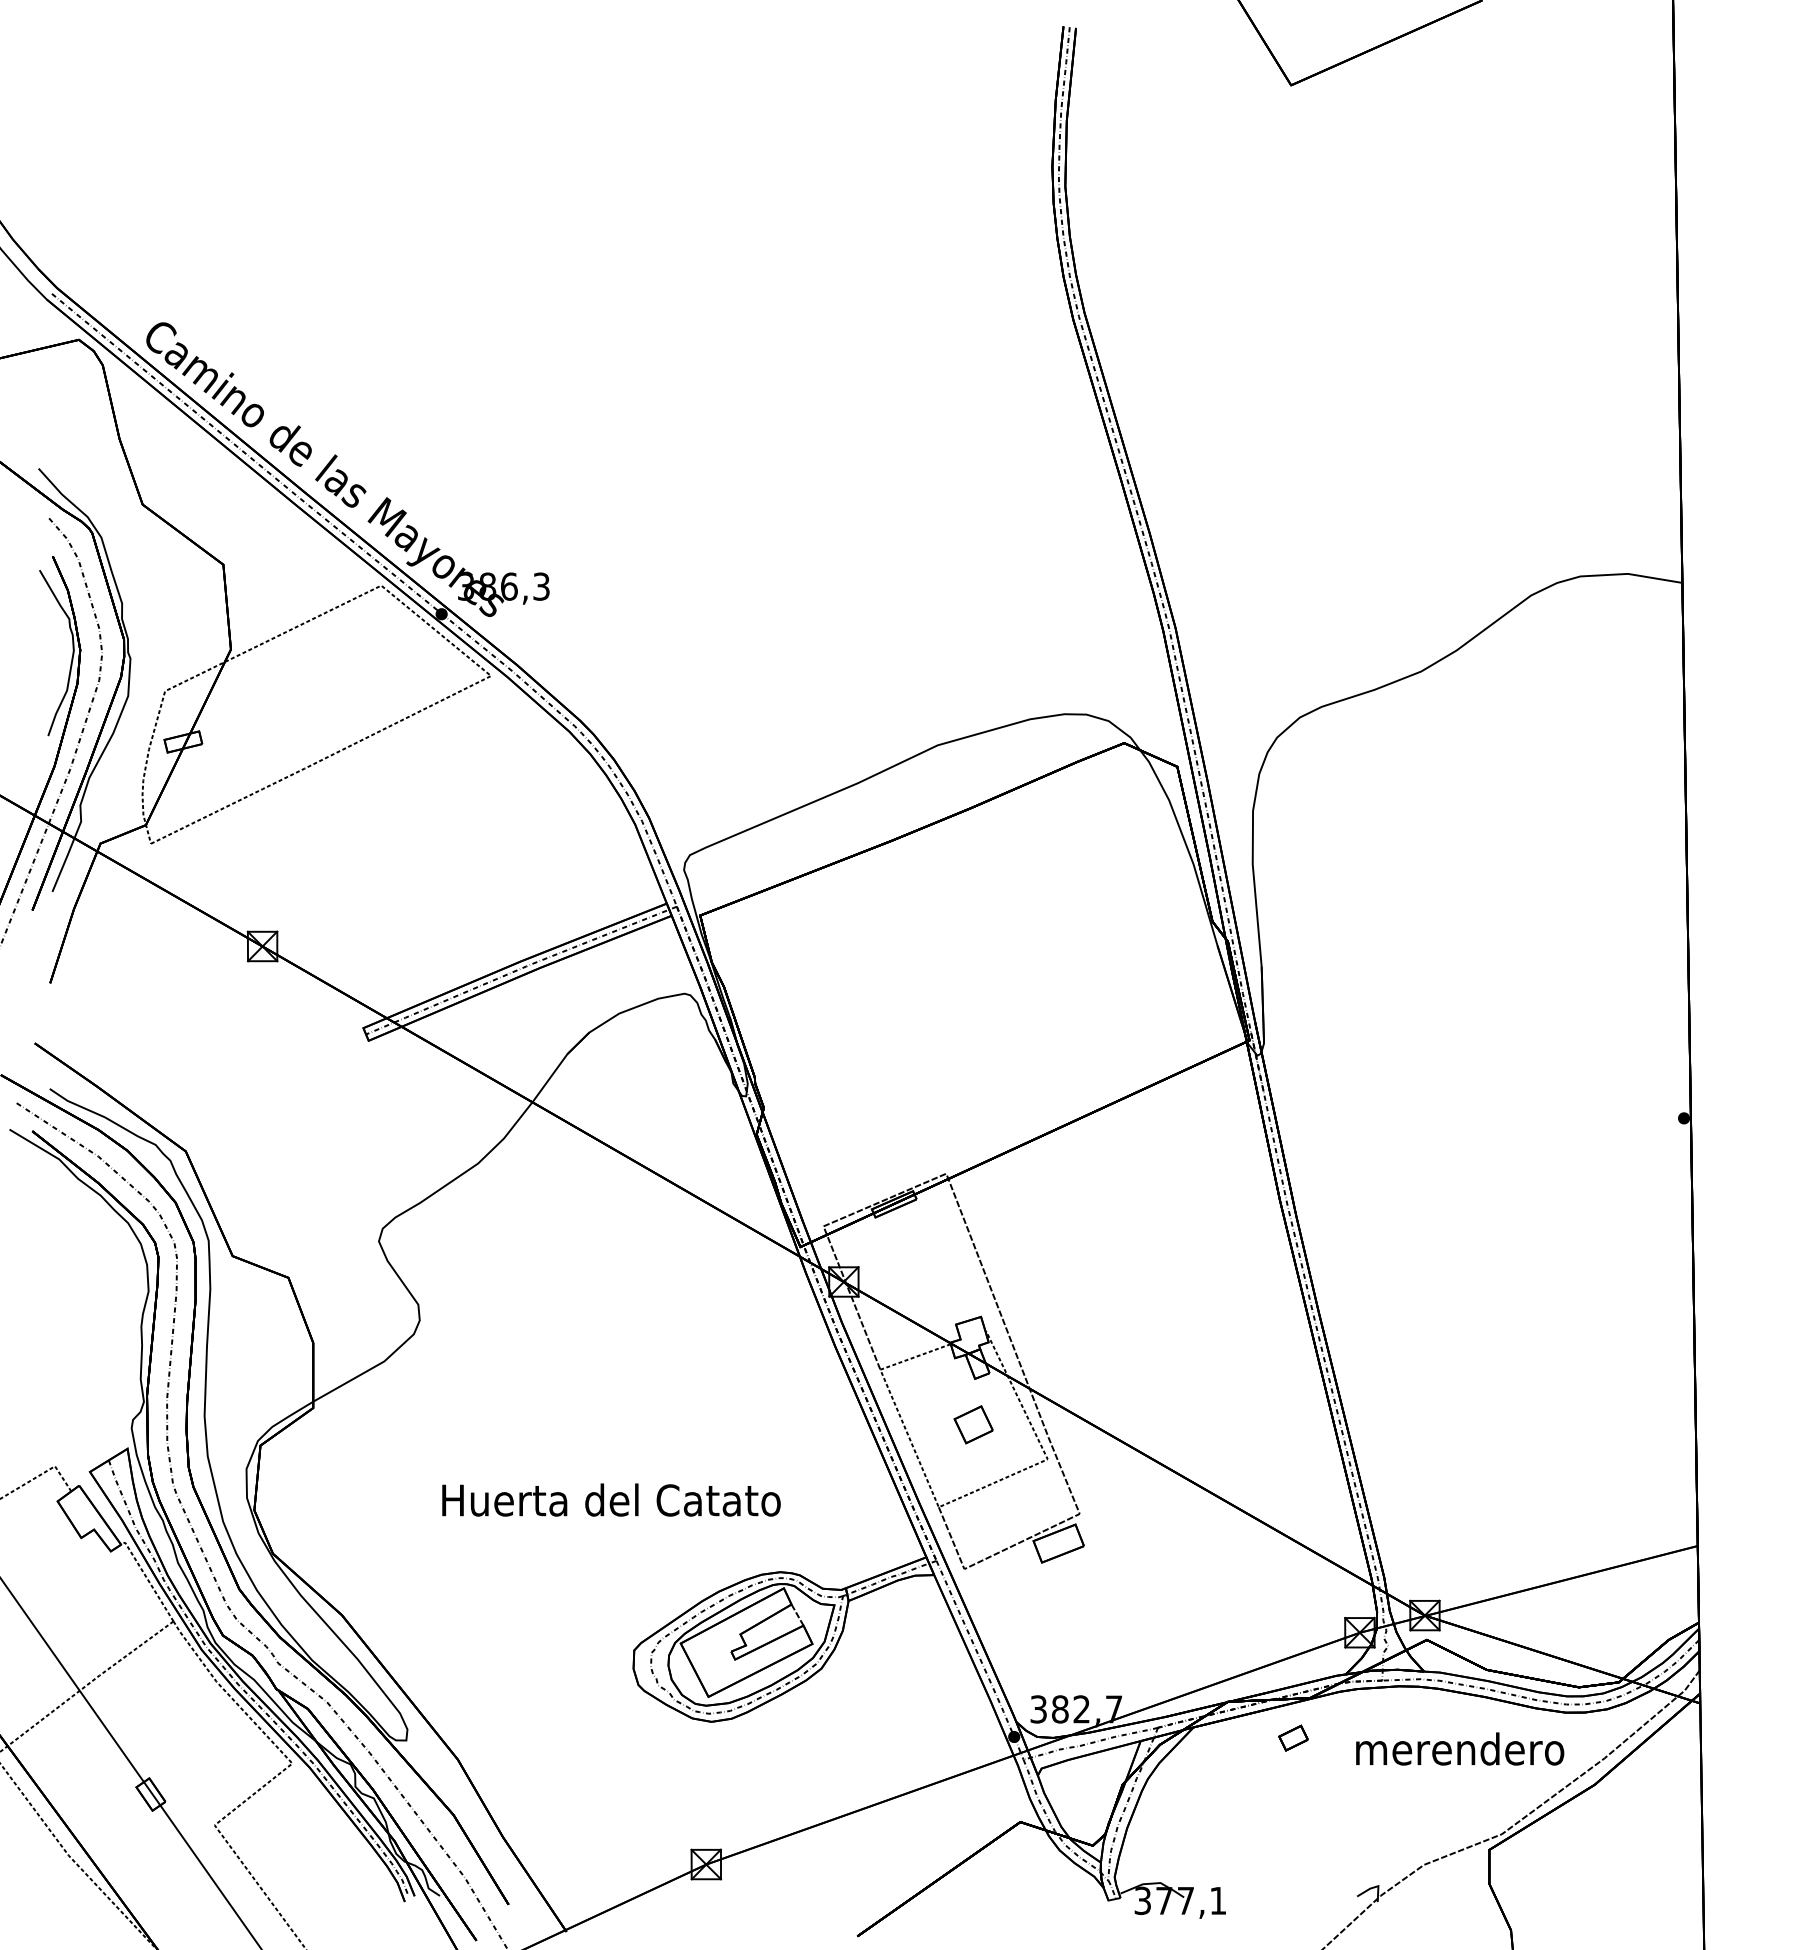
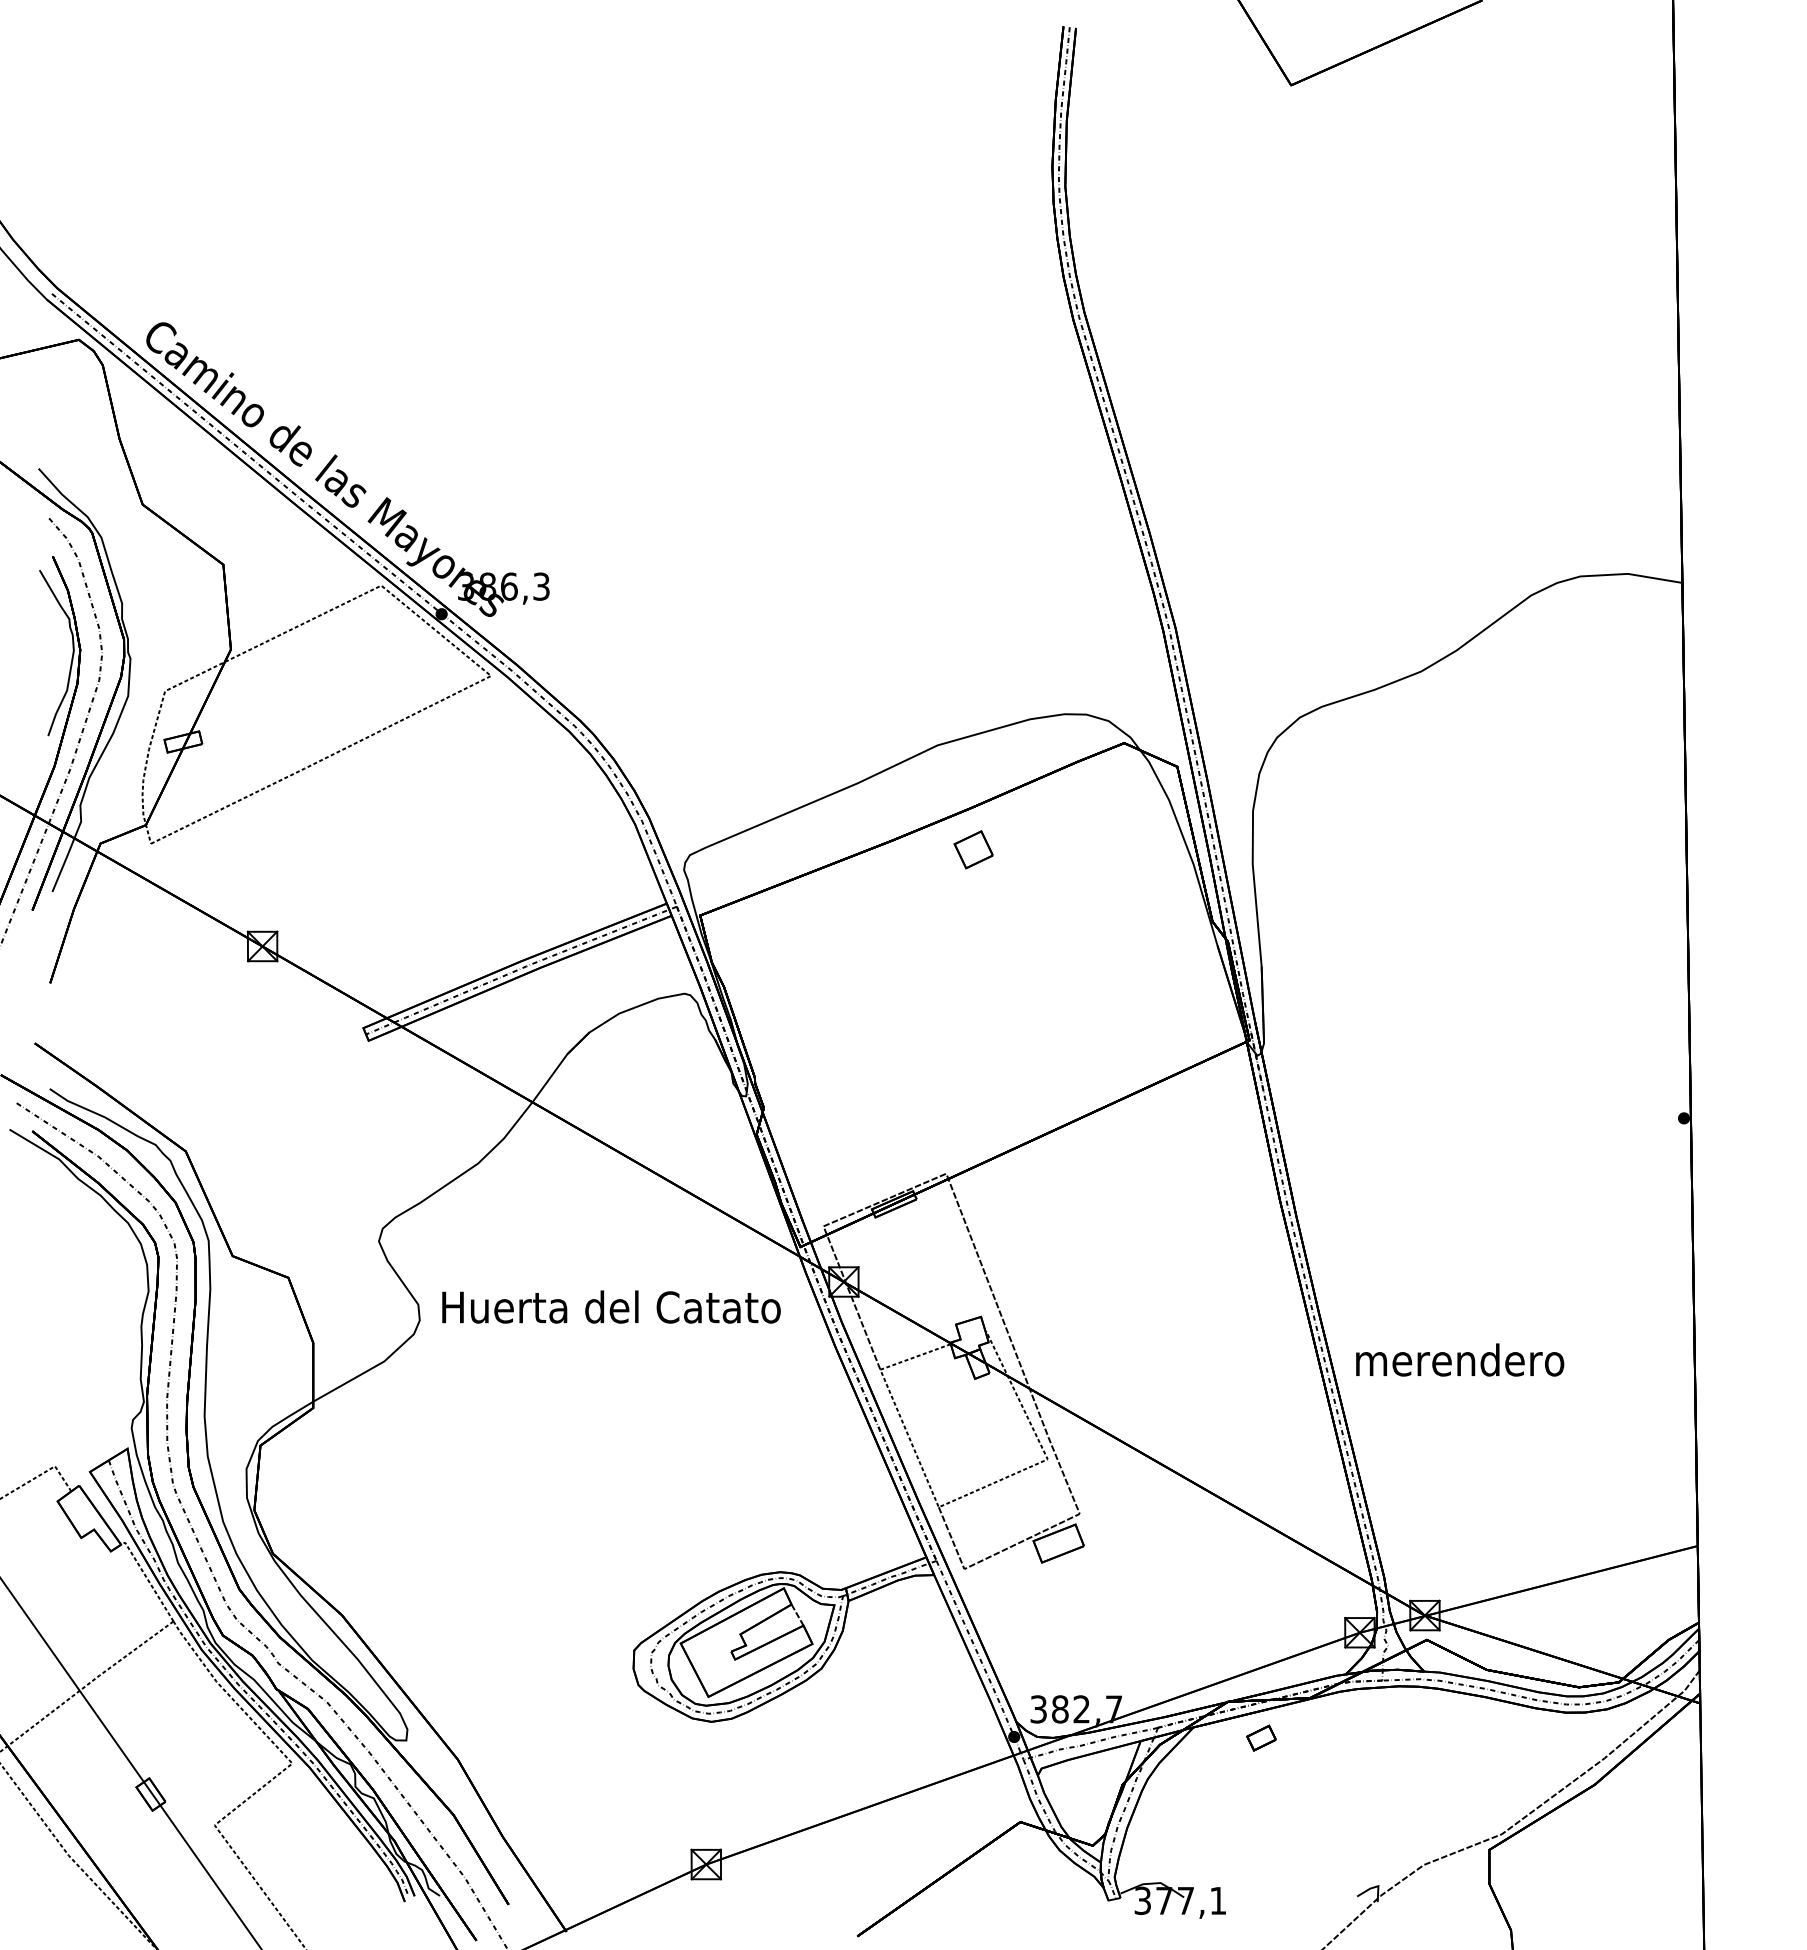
part position: (973, 1424) -> (973, 849) (973, 849)
text position: (611, 1499) -> (611, 1306) (611, 1306)
part position: (1293, 1737) -> (1261, 1737) (1261, 1737)
text position: (1460, 1748) -> (1460, 1359) (1460, 1359)
